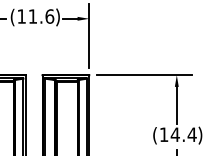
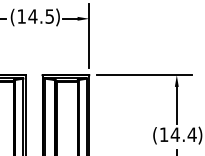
text: (11.6 -> (14.5 (41, 16)
